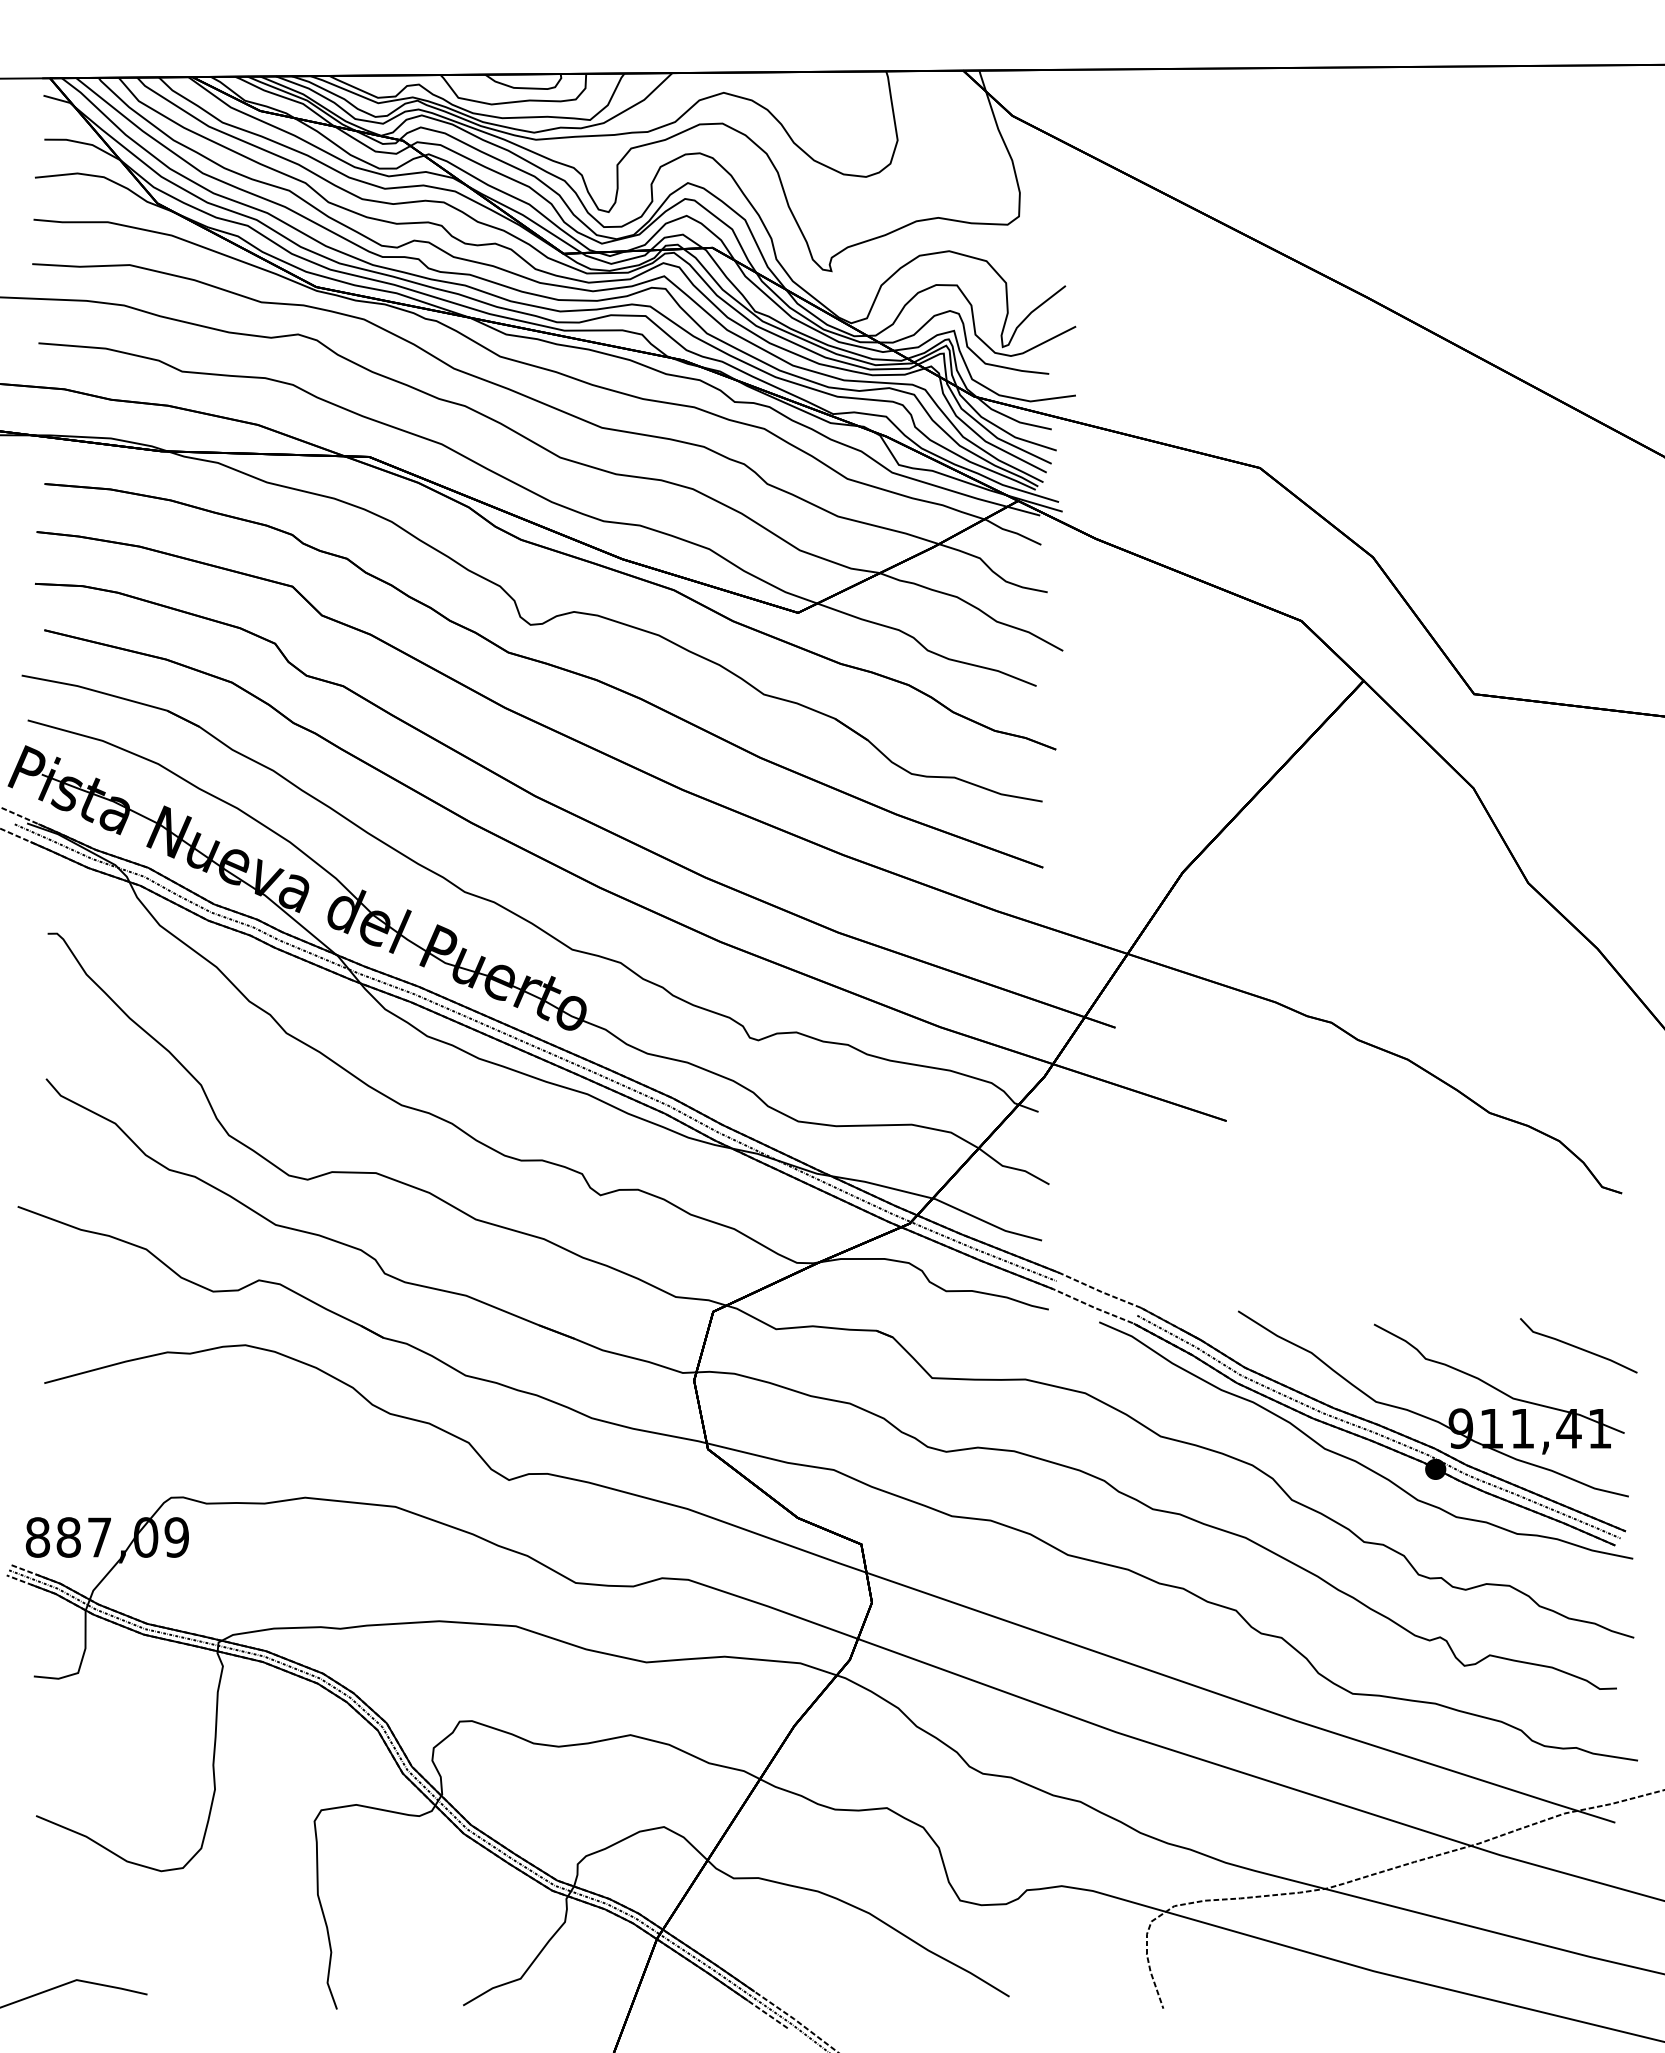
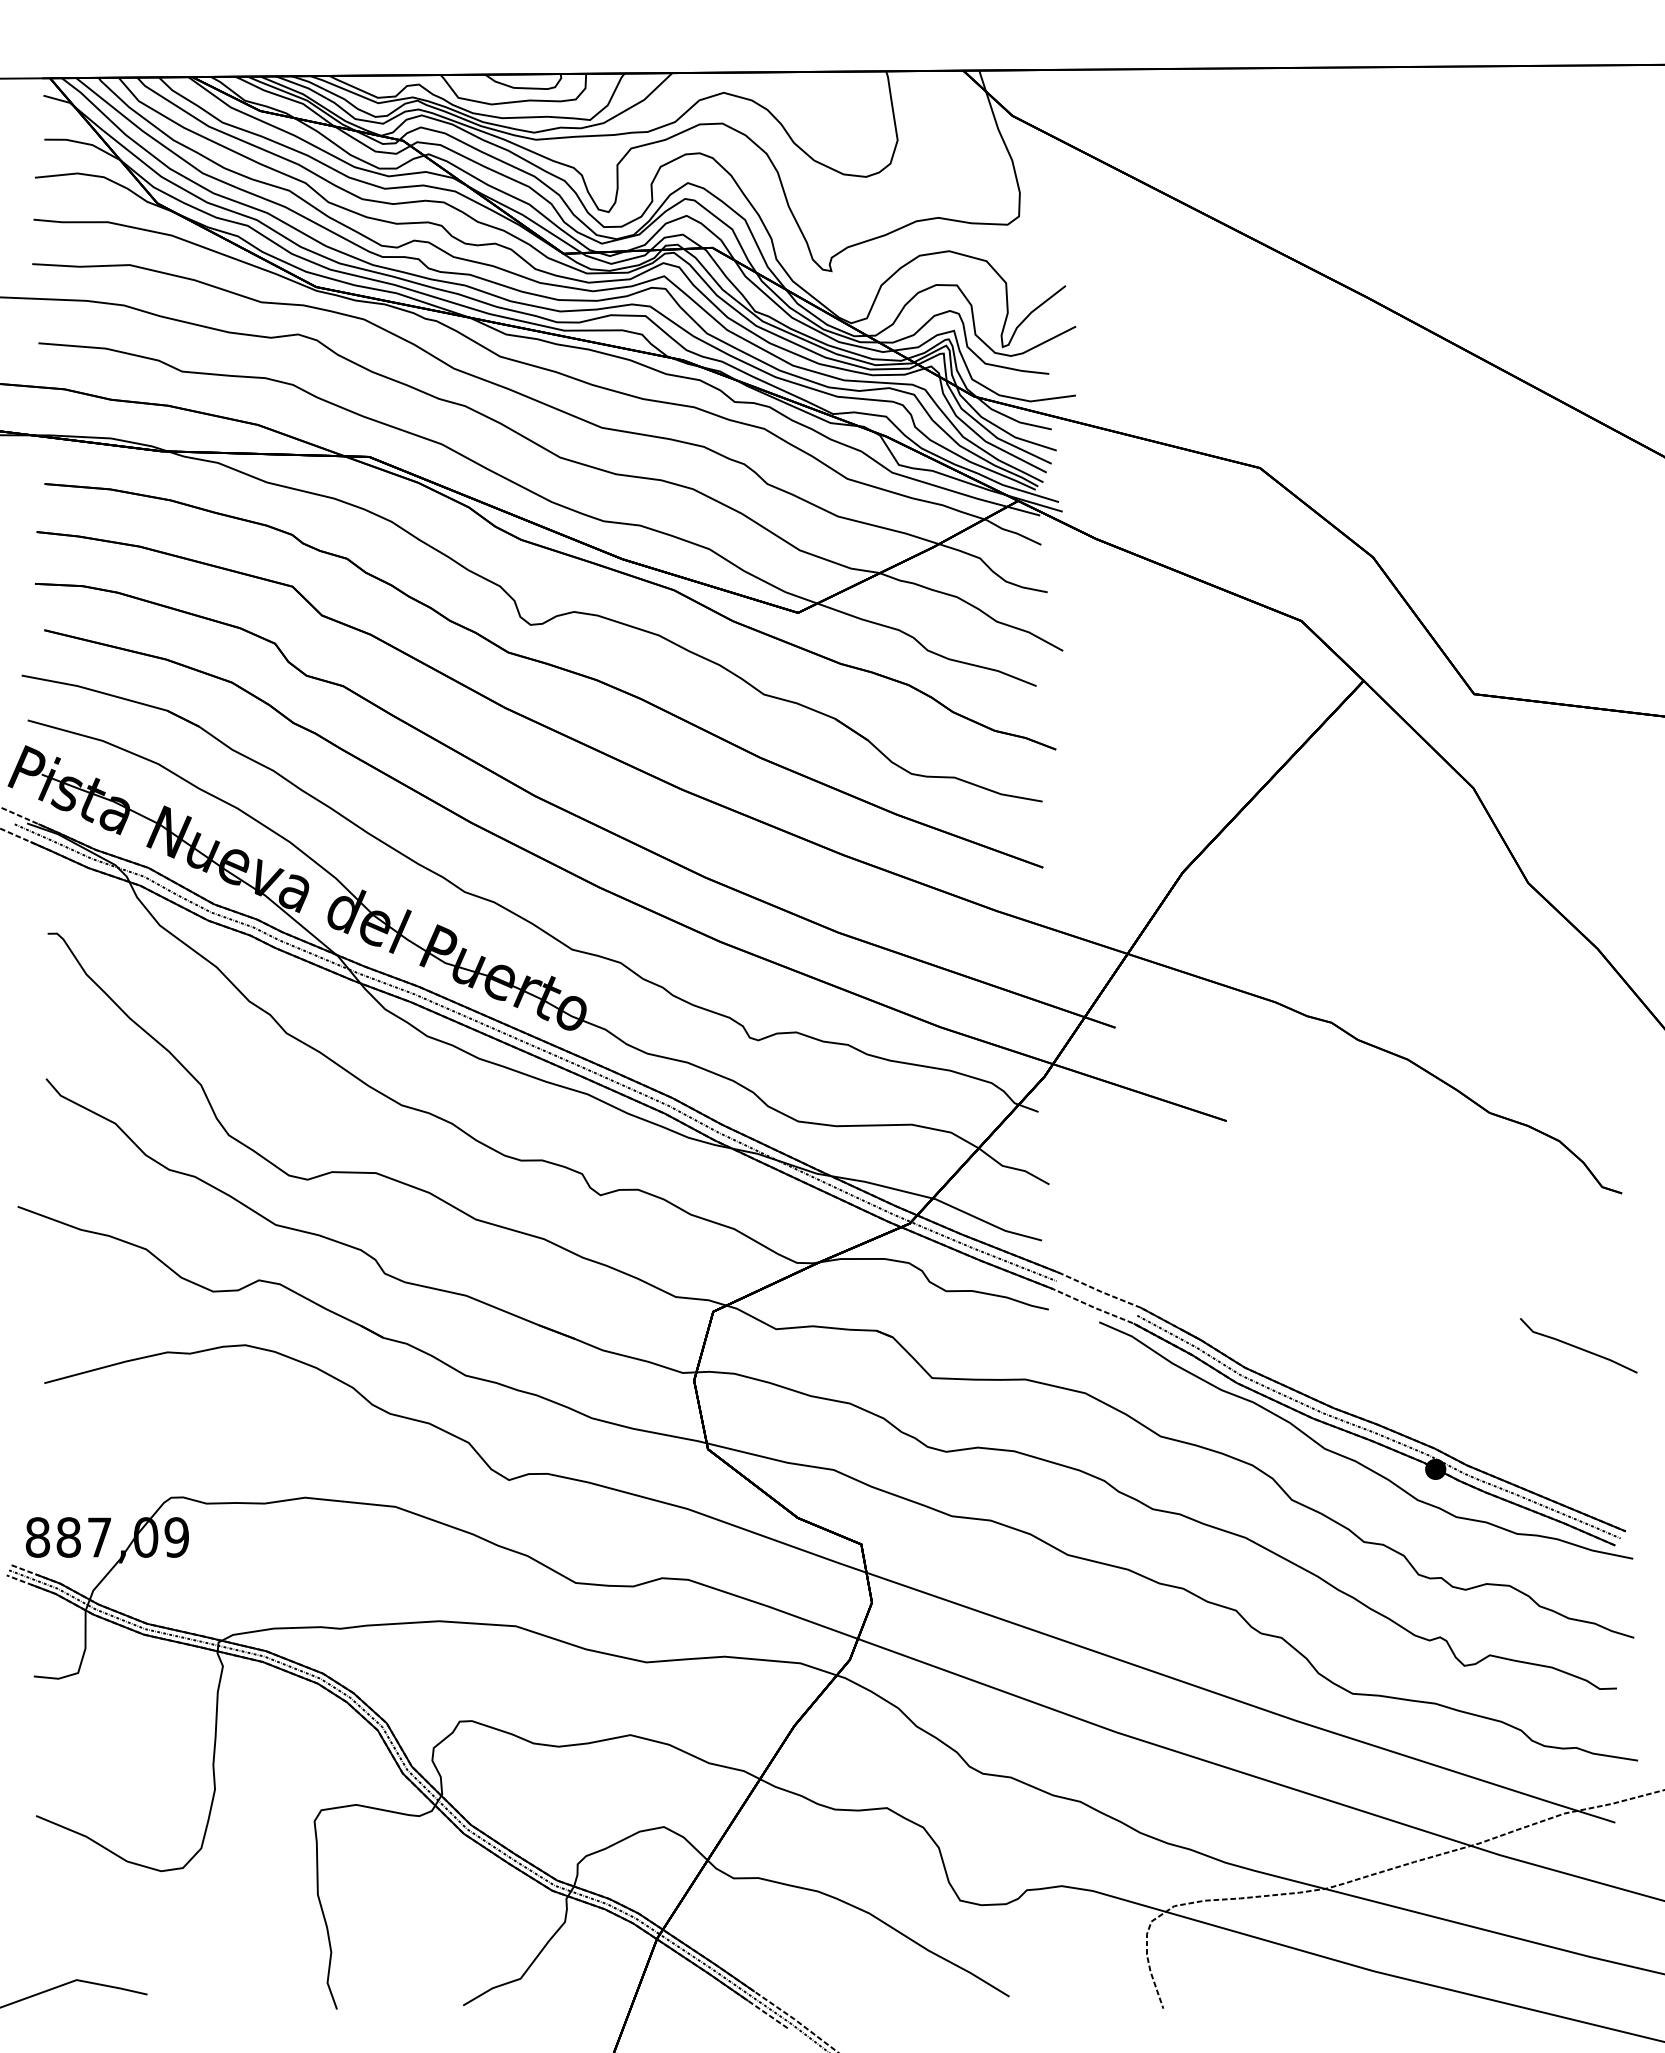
part: present -> none (1427, 1416)
